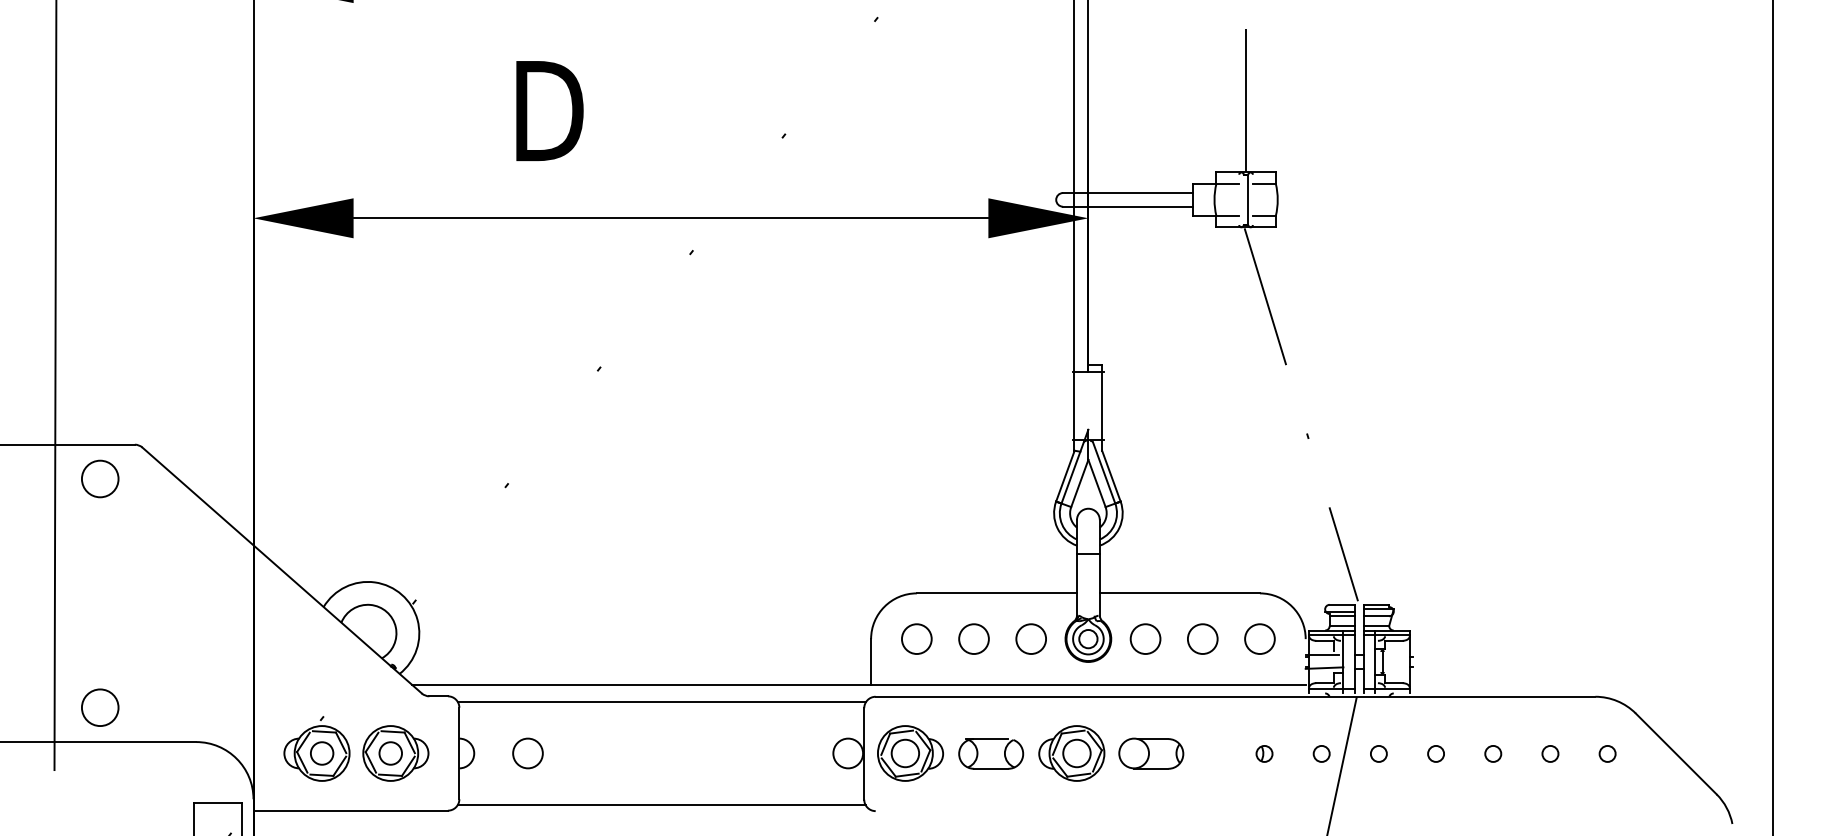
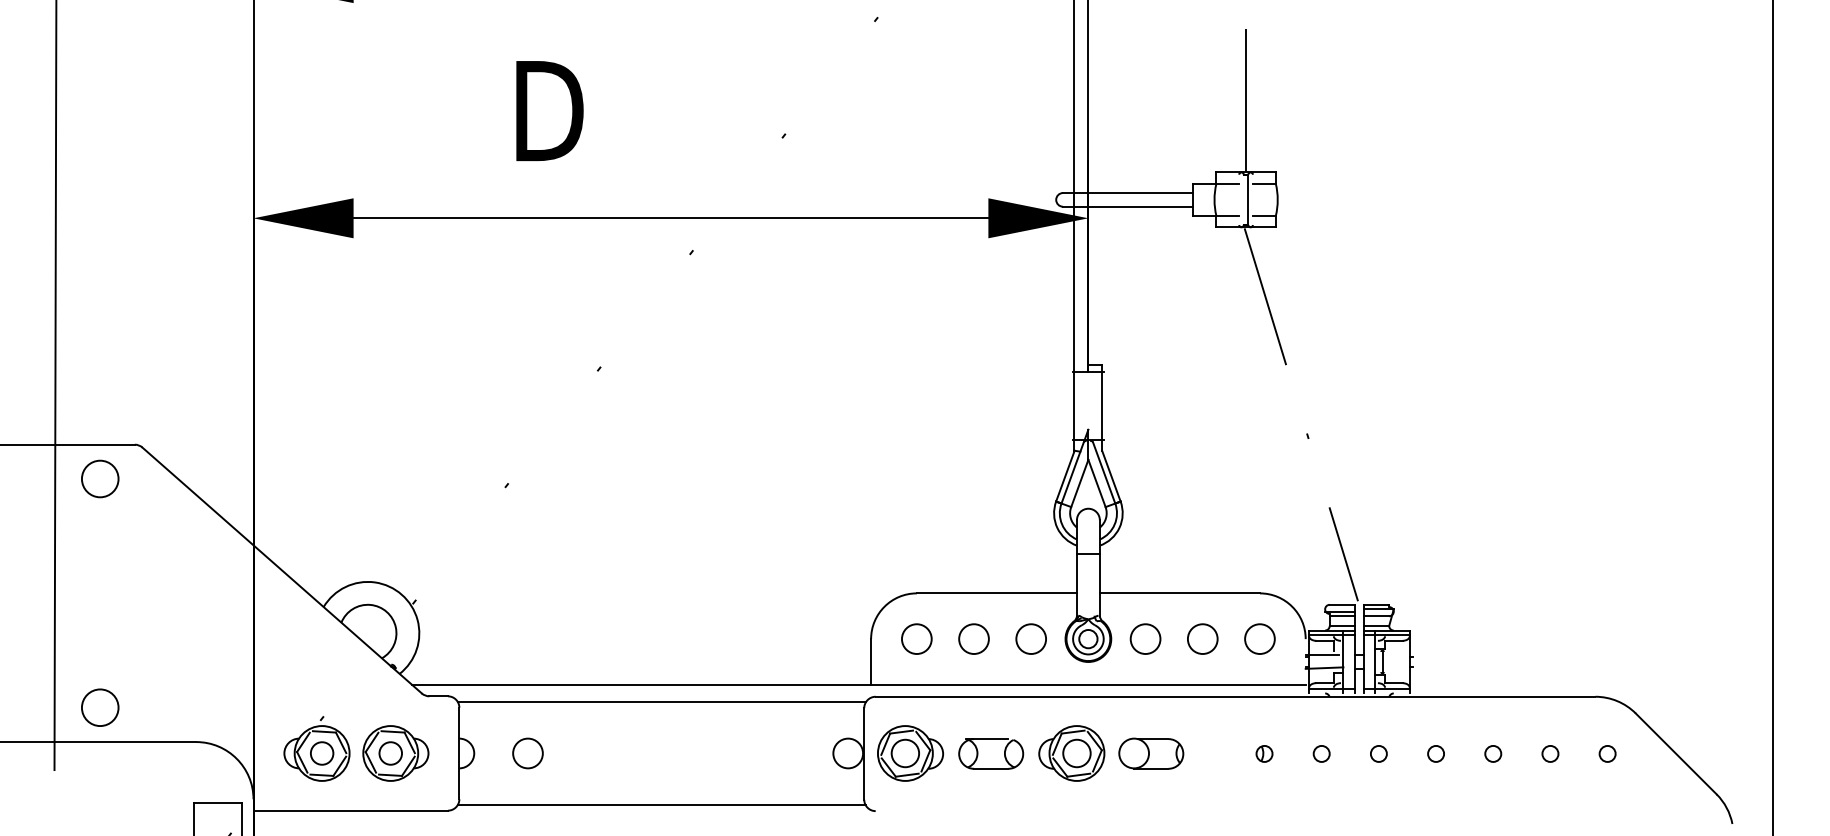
line: present -> none (1341, 764)
